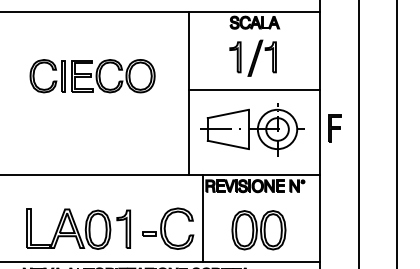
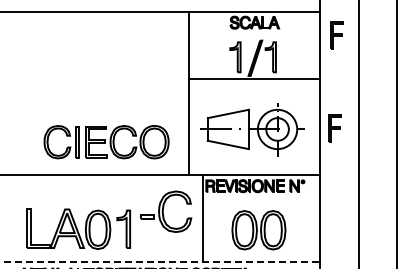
part: none -> present (336, 35)
part position: (92, 76) -> (106, 142) (106, 142)
line position: (254, 89) -> (254, 78) (254, 78)
part position: (168, 228) -> (166, 211) (166, 211)
line: solid -> dashed (160, 262)
